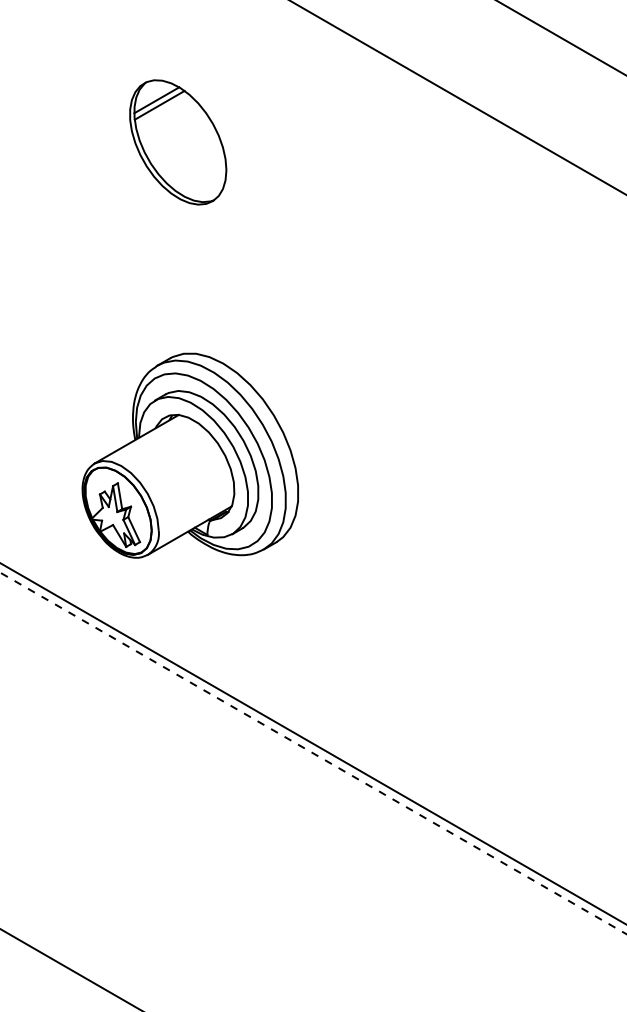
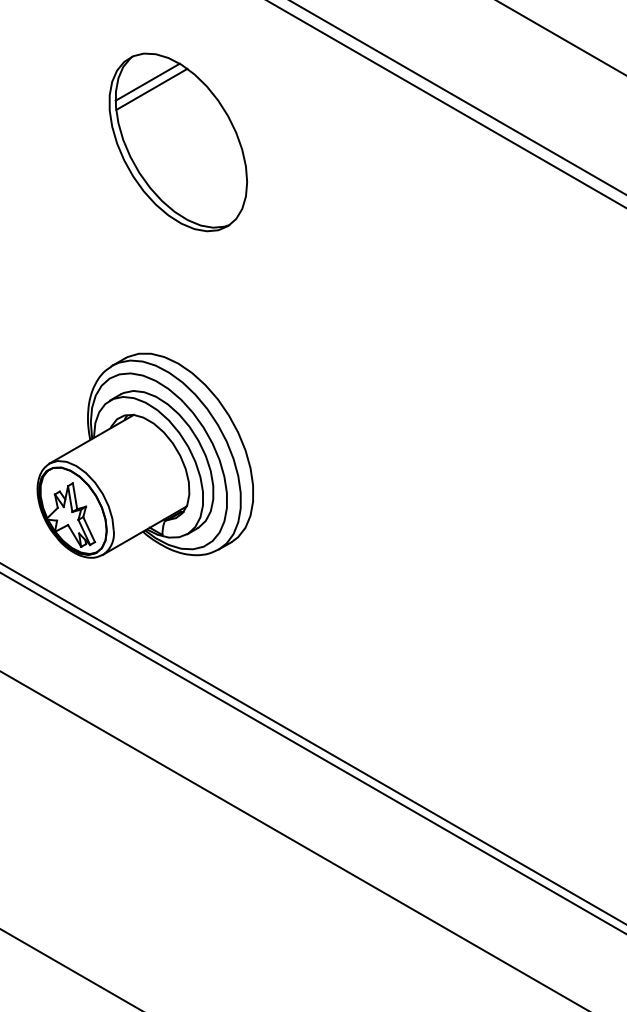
line: none -> present (446, 104)
part size: 99x127 px -> 140x181 px (177, 142)
part position: (189, 455) -> (144, 455) (144, 455)
line: dashed -> solid (314, 753)
line: none -> present (293, 840)
